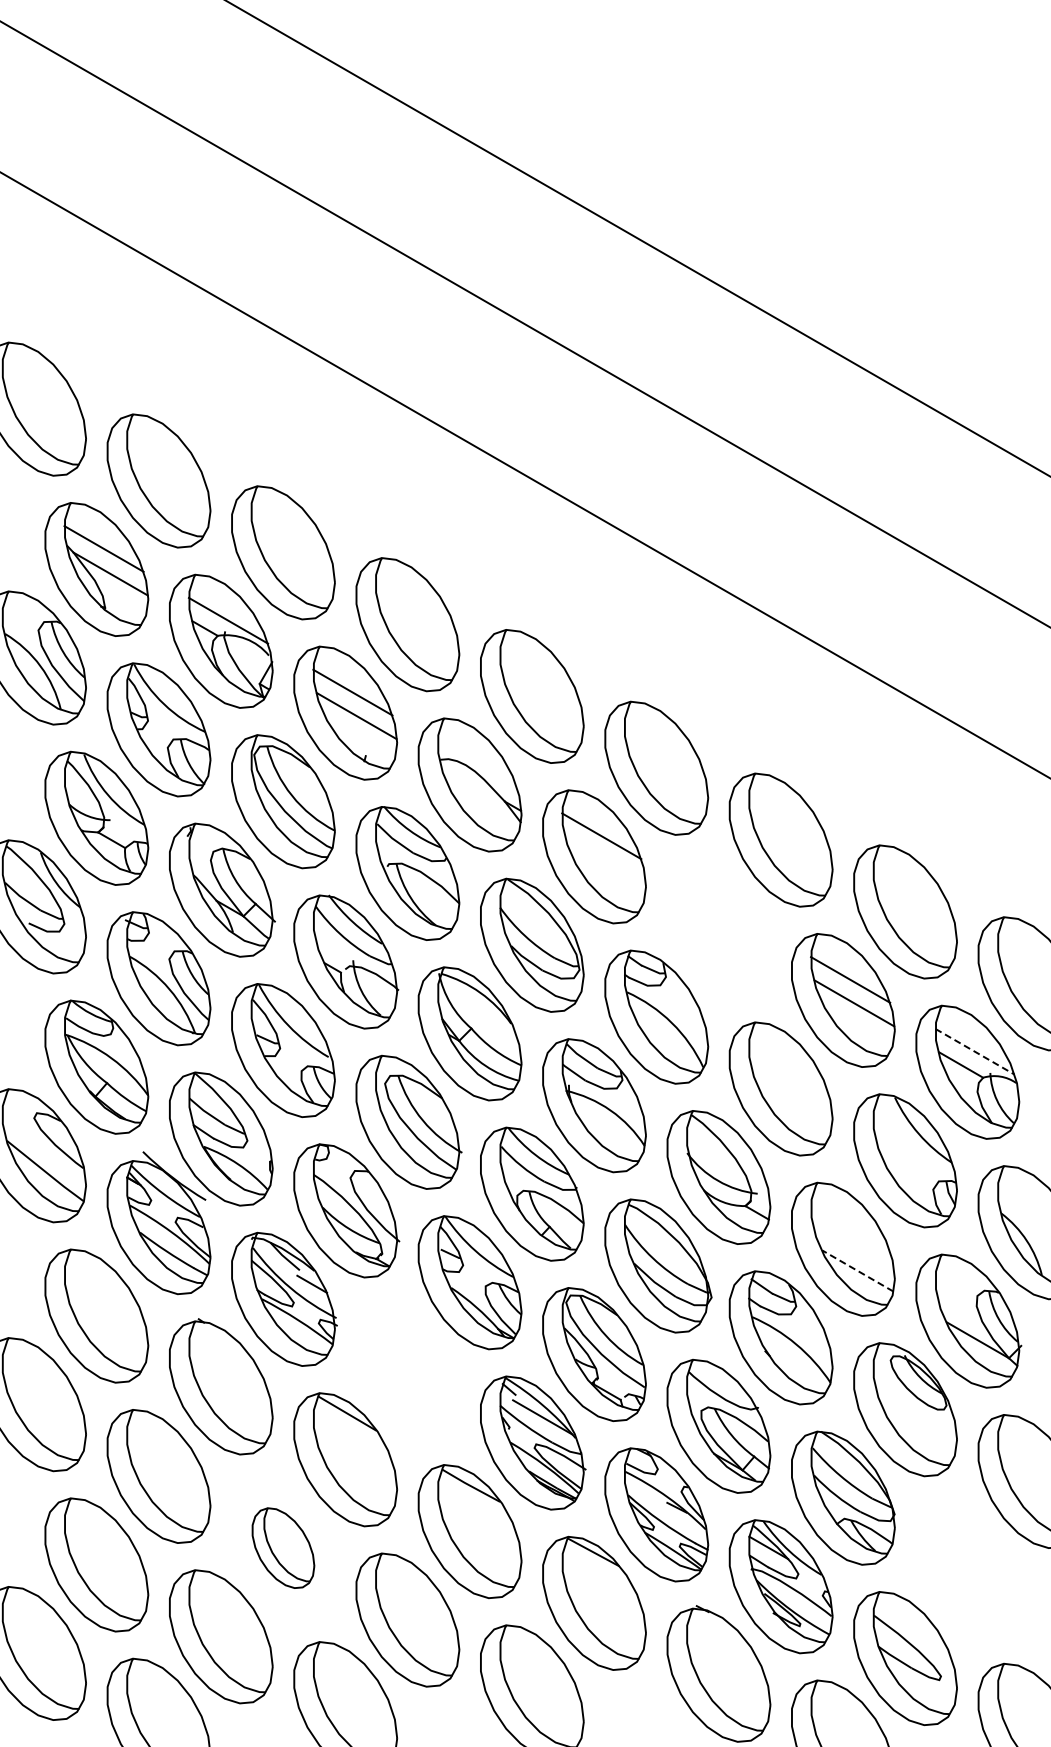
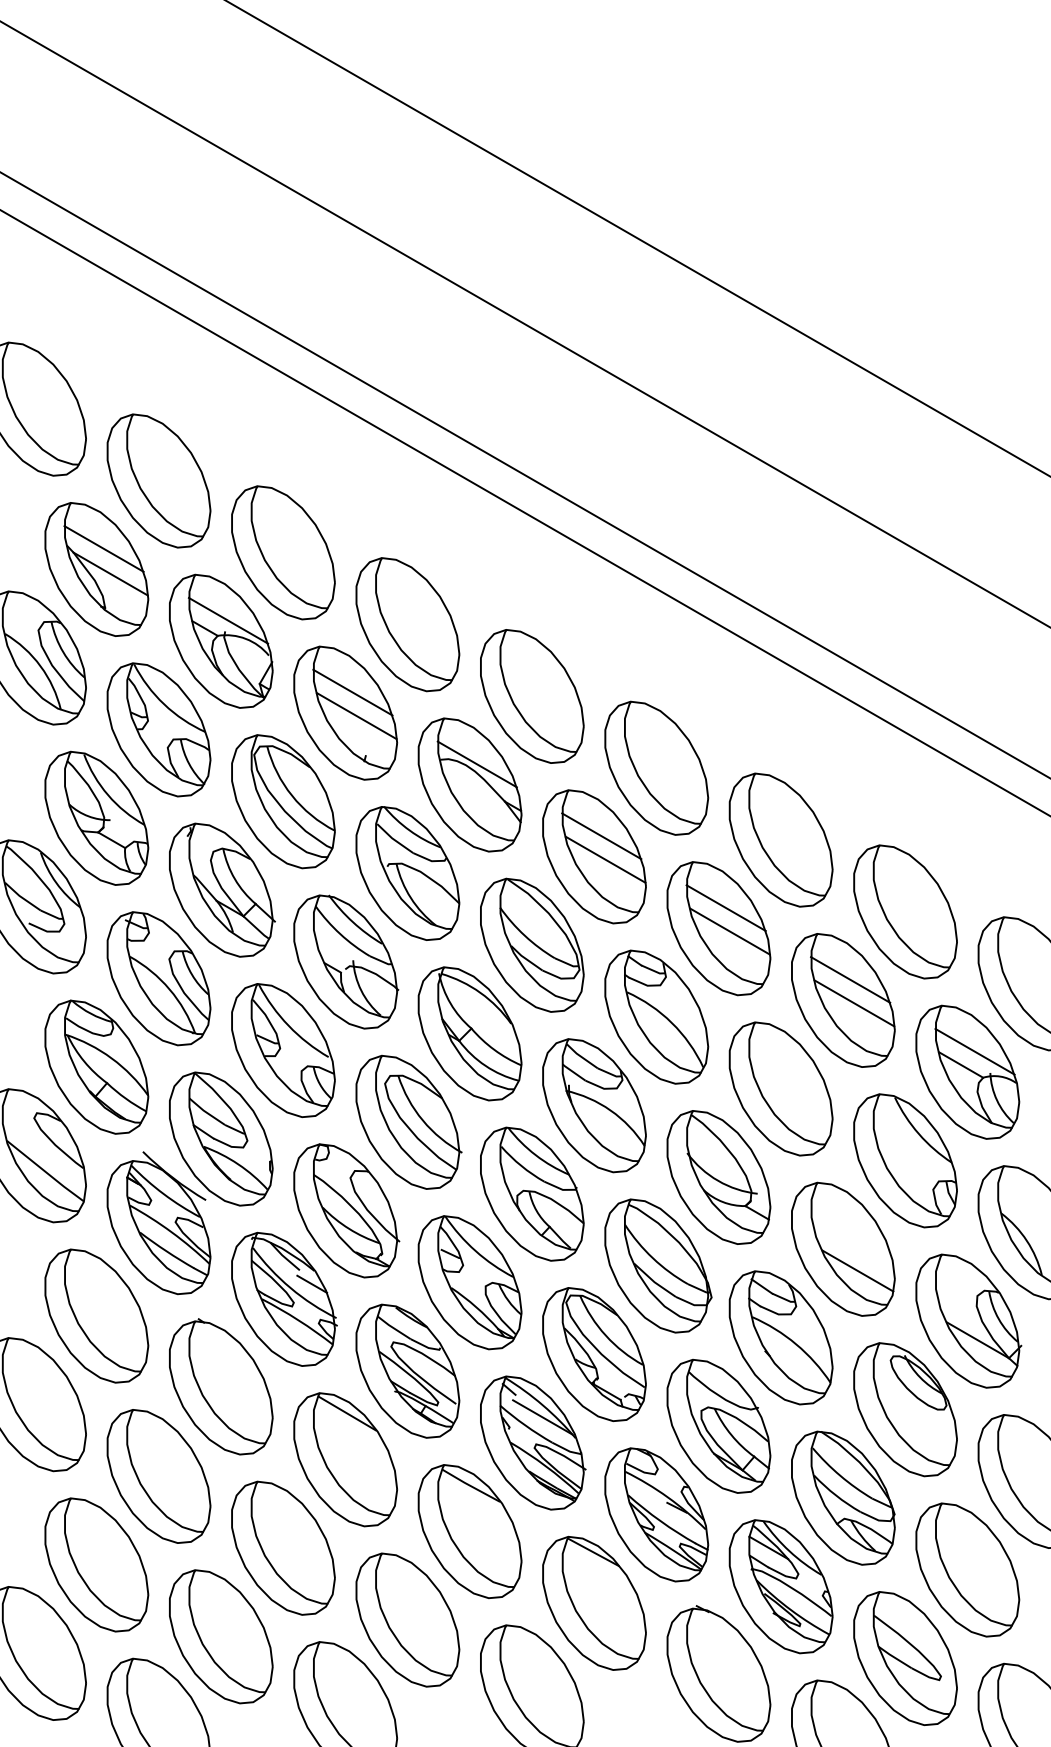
line: none -> present (524, 512)
line: none -> present (476, 764)
line: none -> present (605, 859)
part: none -> present (718, 928)
line: dashed -> solid (975, 1051)
line: dashed -> solid (857, 1271)
part: none -> present (407, 1370)
part size: 65x82 px -> 105x136 px (283, 1547)
part: none -> present (967, 1569)
